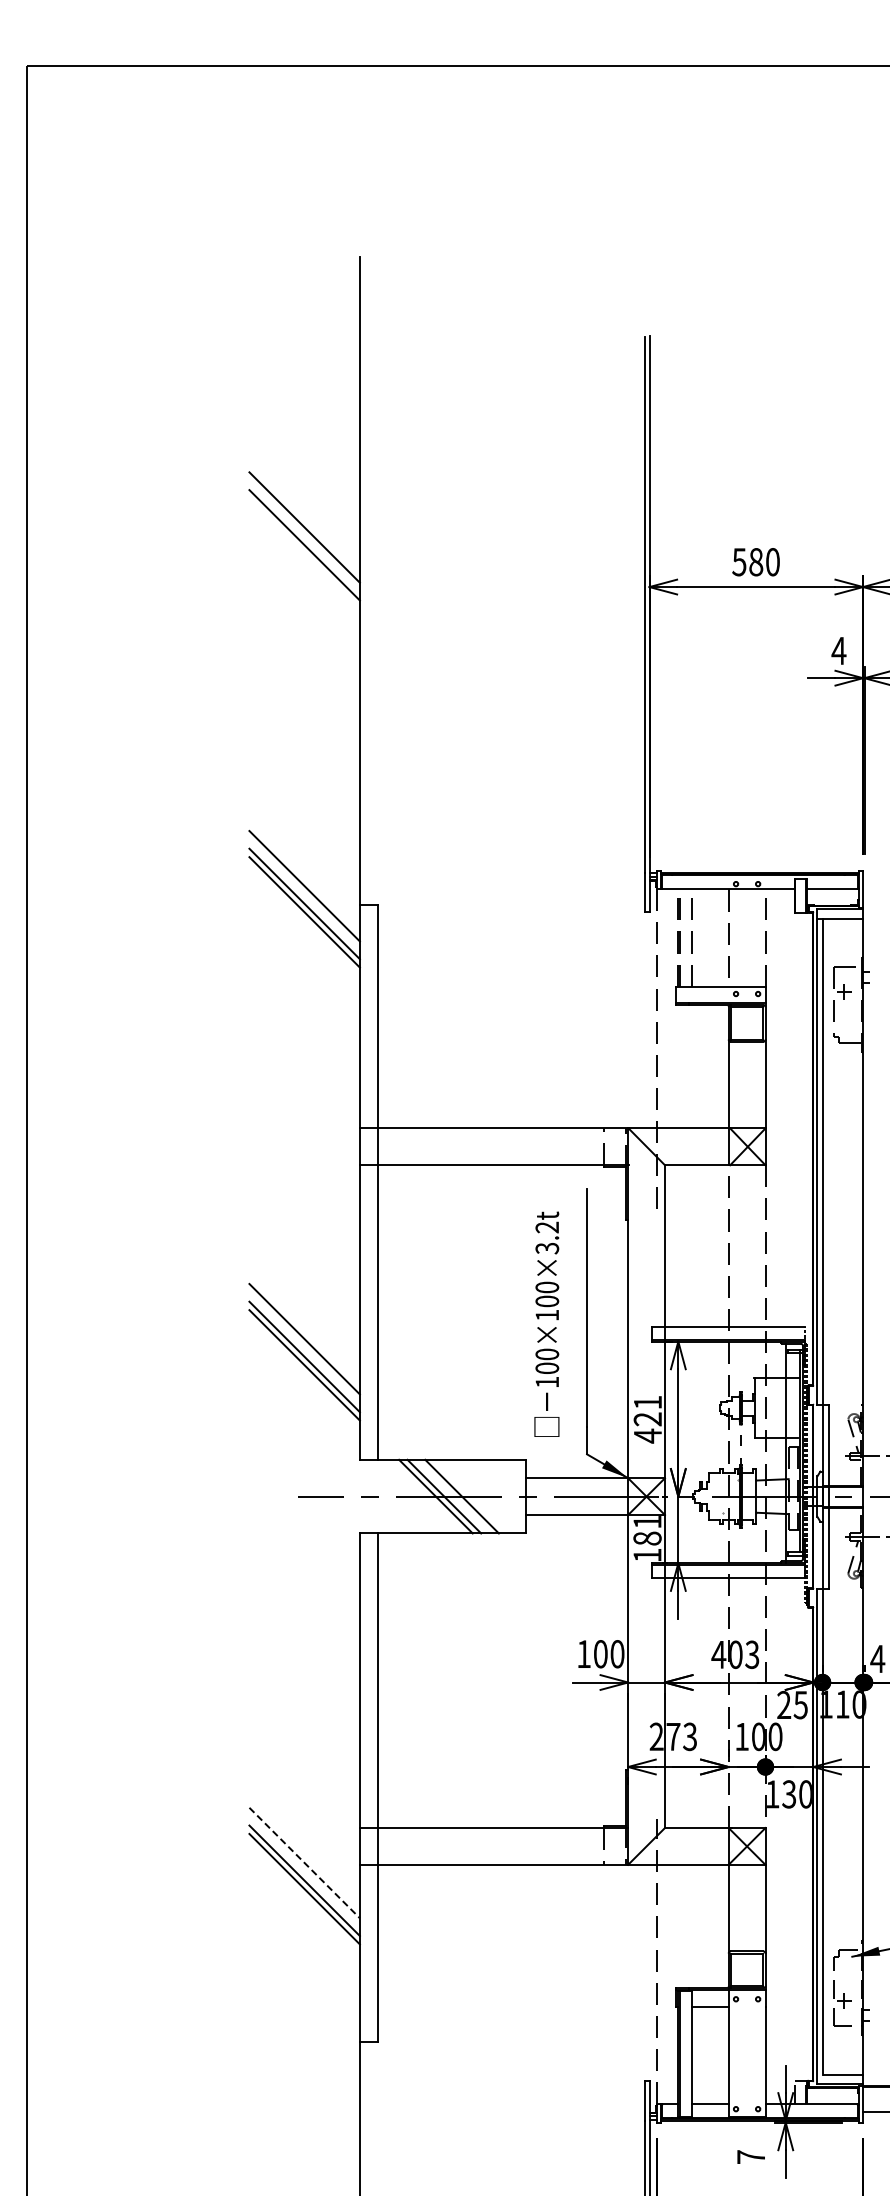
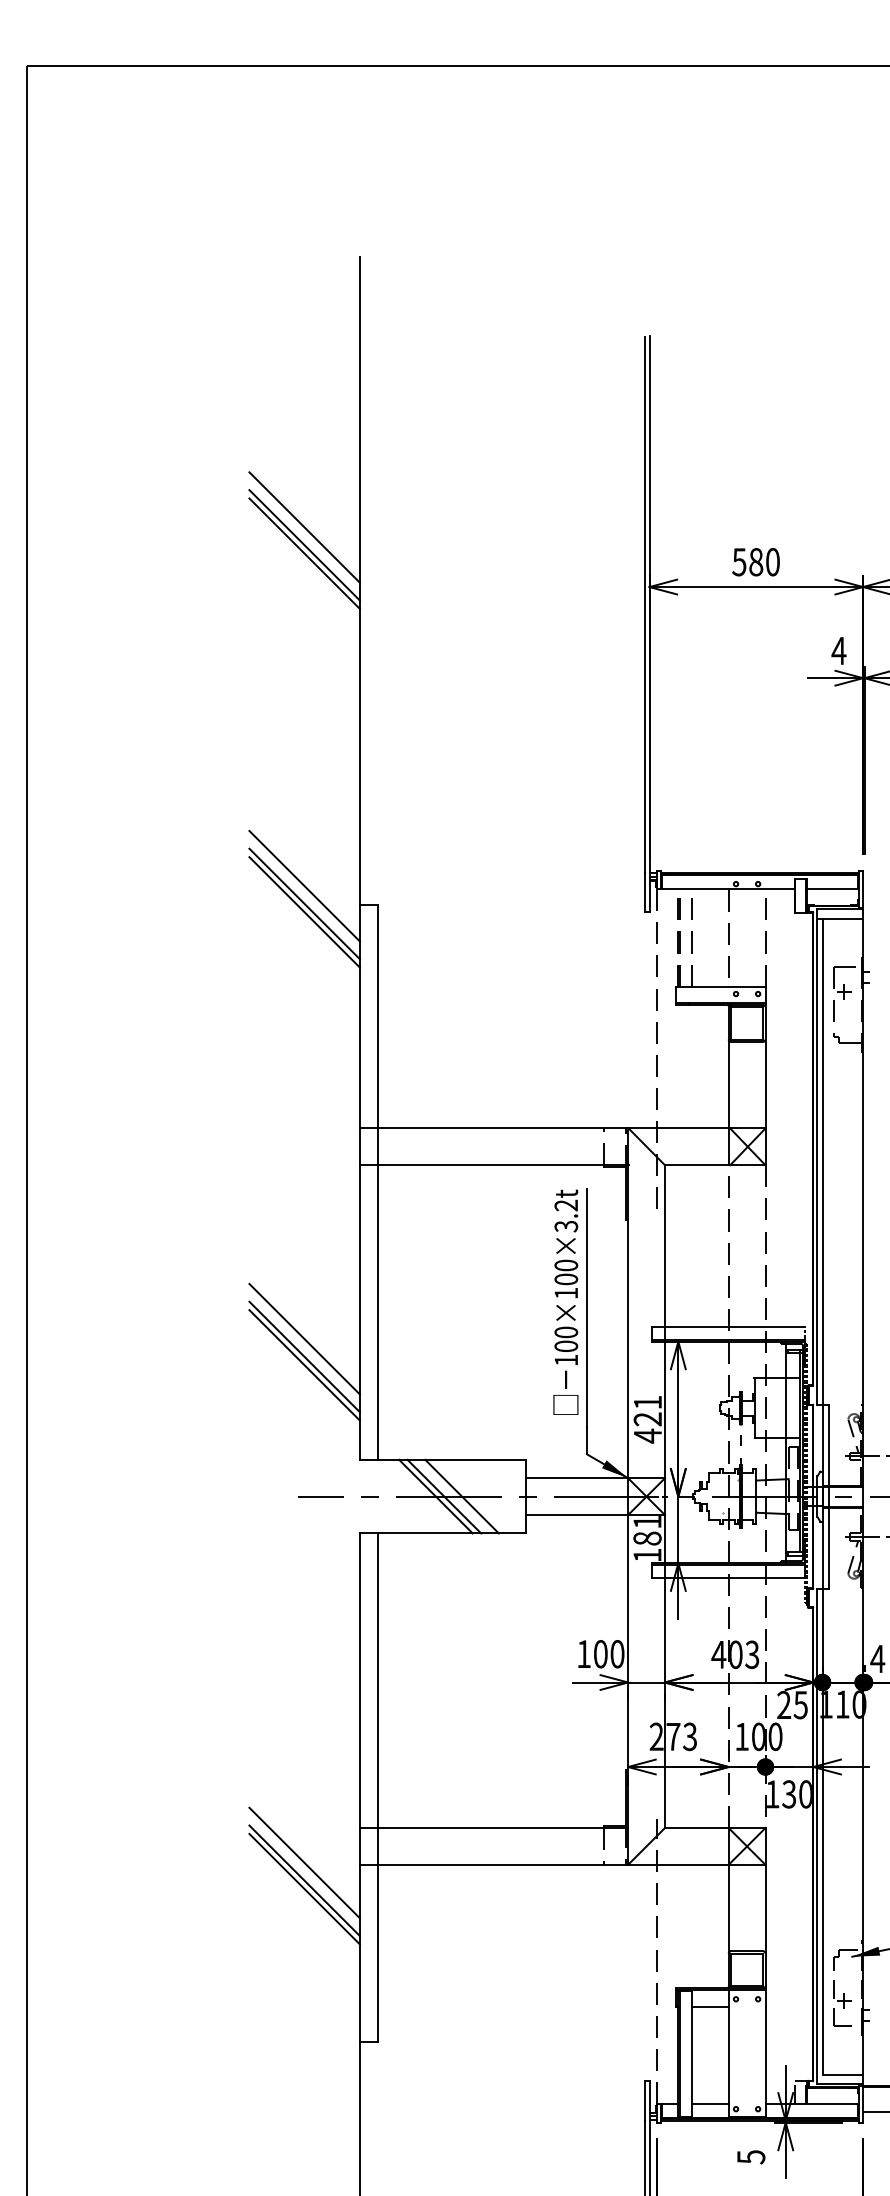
line: none -> present (304, 553)
text position: (546, 1323) -> (565, 1301) (565, 1301)
line: dashed -> solid (305, 1863)
text: 7 -> 5 (751, 2157)
